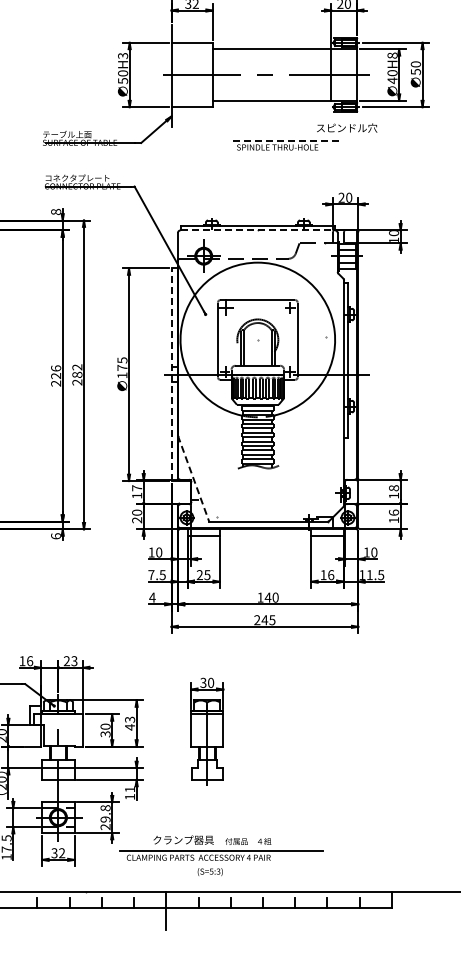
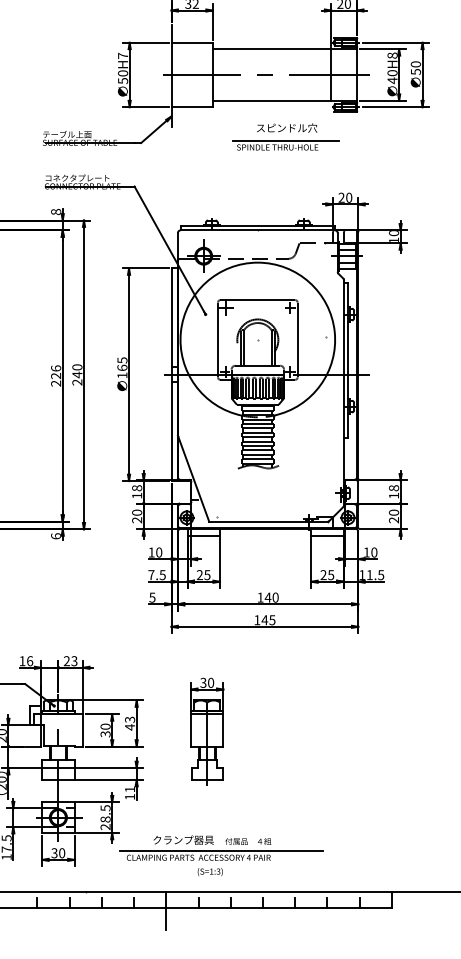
text: 50H3 -> 50H7 (123, 55)
text position: (347, 127) -> (287, 127) (287, 127)
line: dashed -> solid (286, 140)
line: dashed -> solid (258, 230)
text: 175 -> 165 (122, 367)
text: 282 -> 240 (77, 371)
line: dashed -> solid (171, 374)
line: dashed -> solid (193, 478)
text: 17 -> 18 (137, 488)
text: 16 -> 20 (393, 516)
text: 16 -> 25 (327, 575)
text: 4 -> 5 (152, 597)
text: 245 -> 145 (257, 620)
text: 29.8 -> 28.5 (105, 813)
text: 32 -> 30 (62, 853)
text: (S=5:3) -> (S=1:3) (211, 871)
